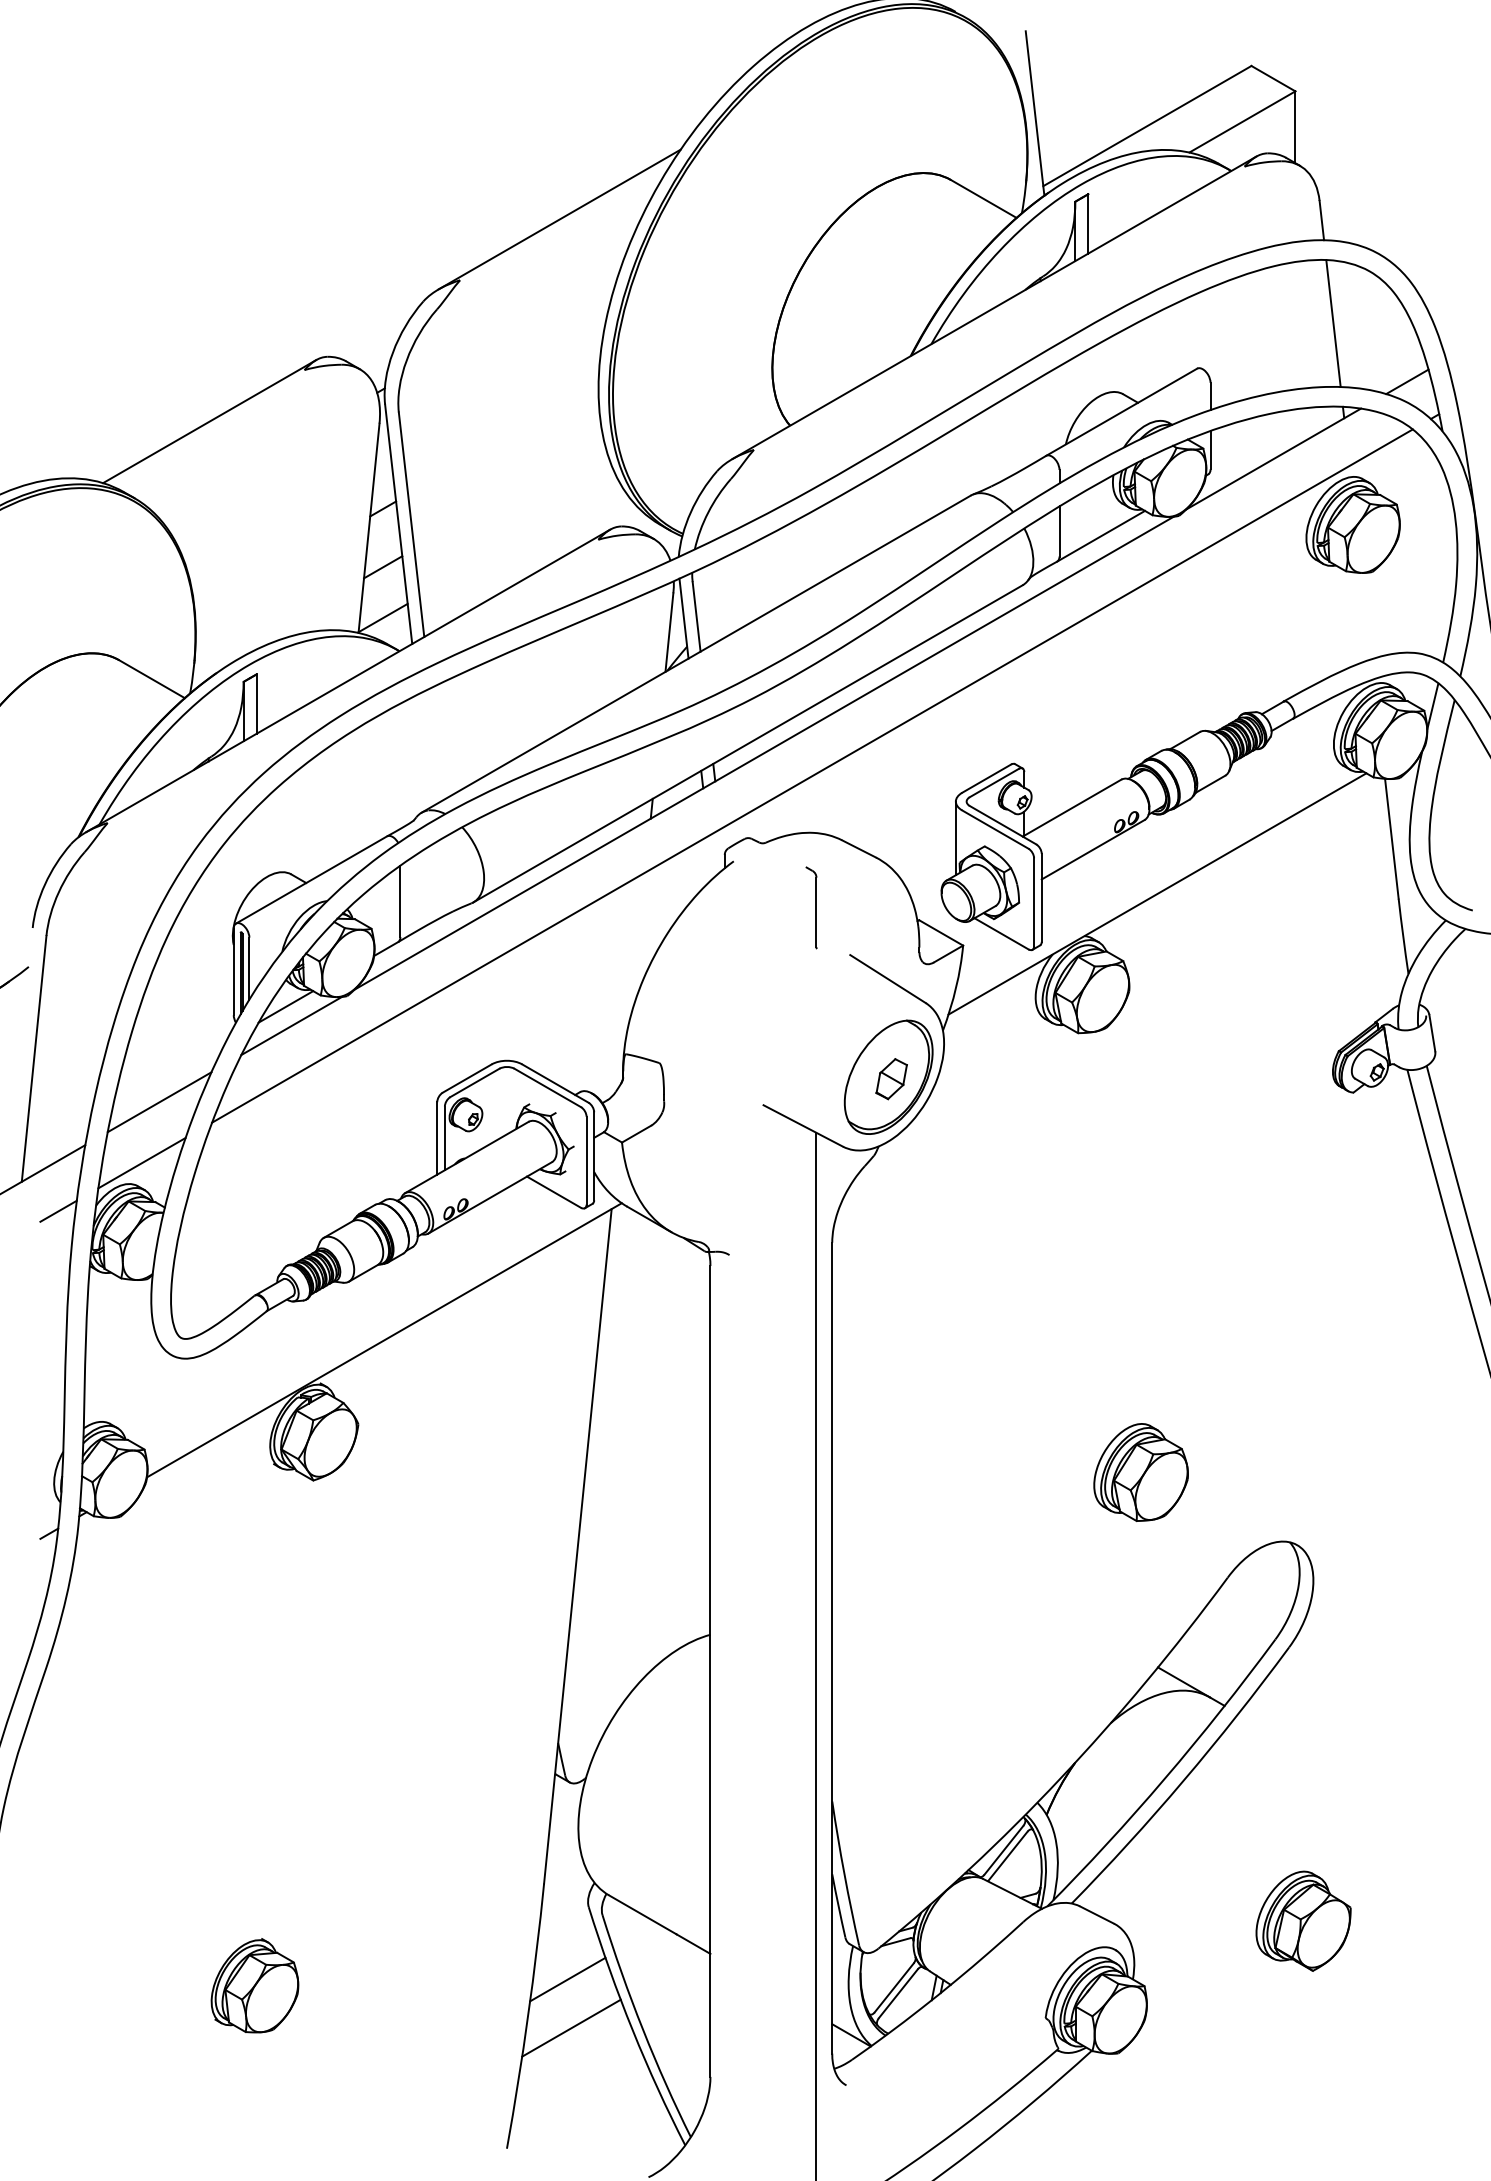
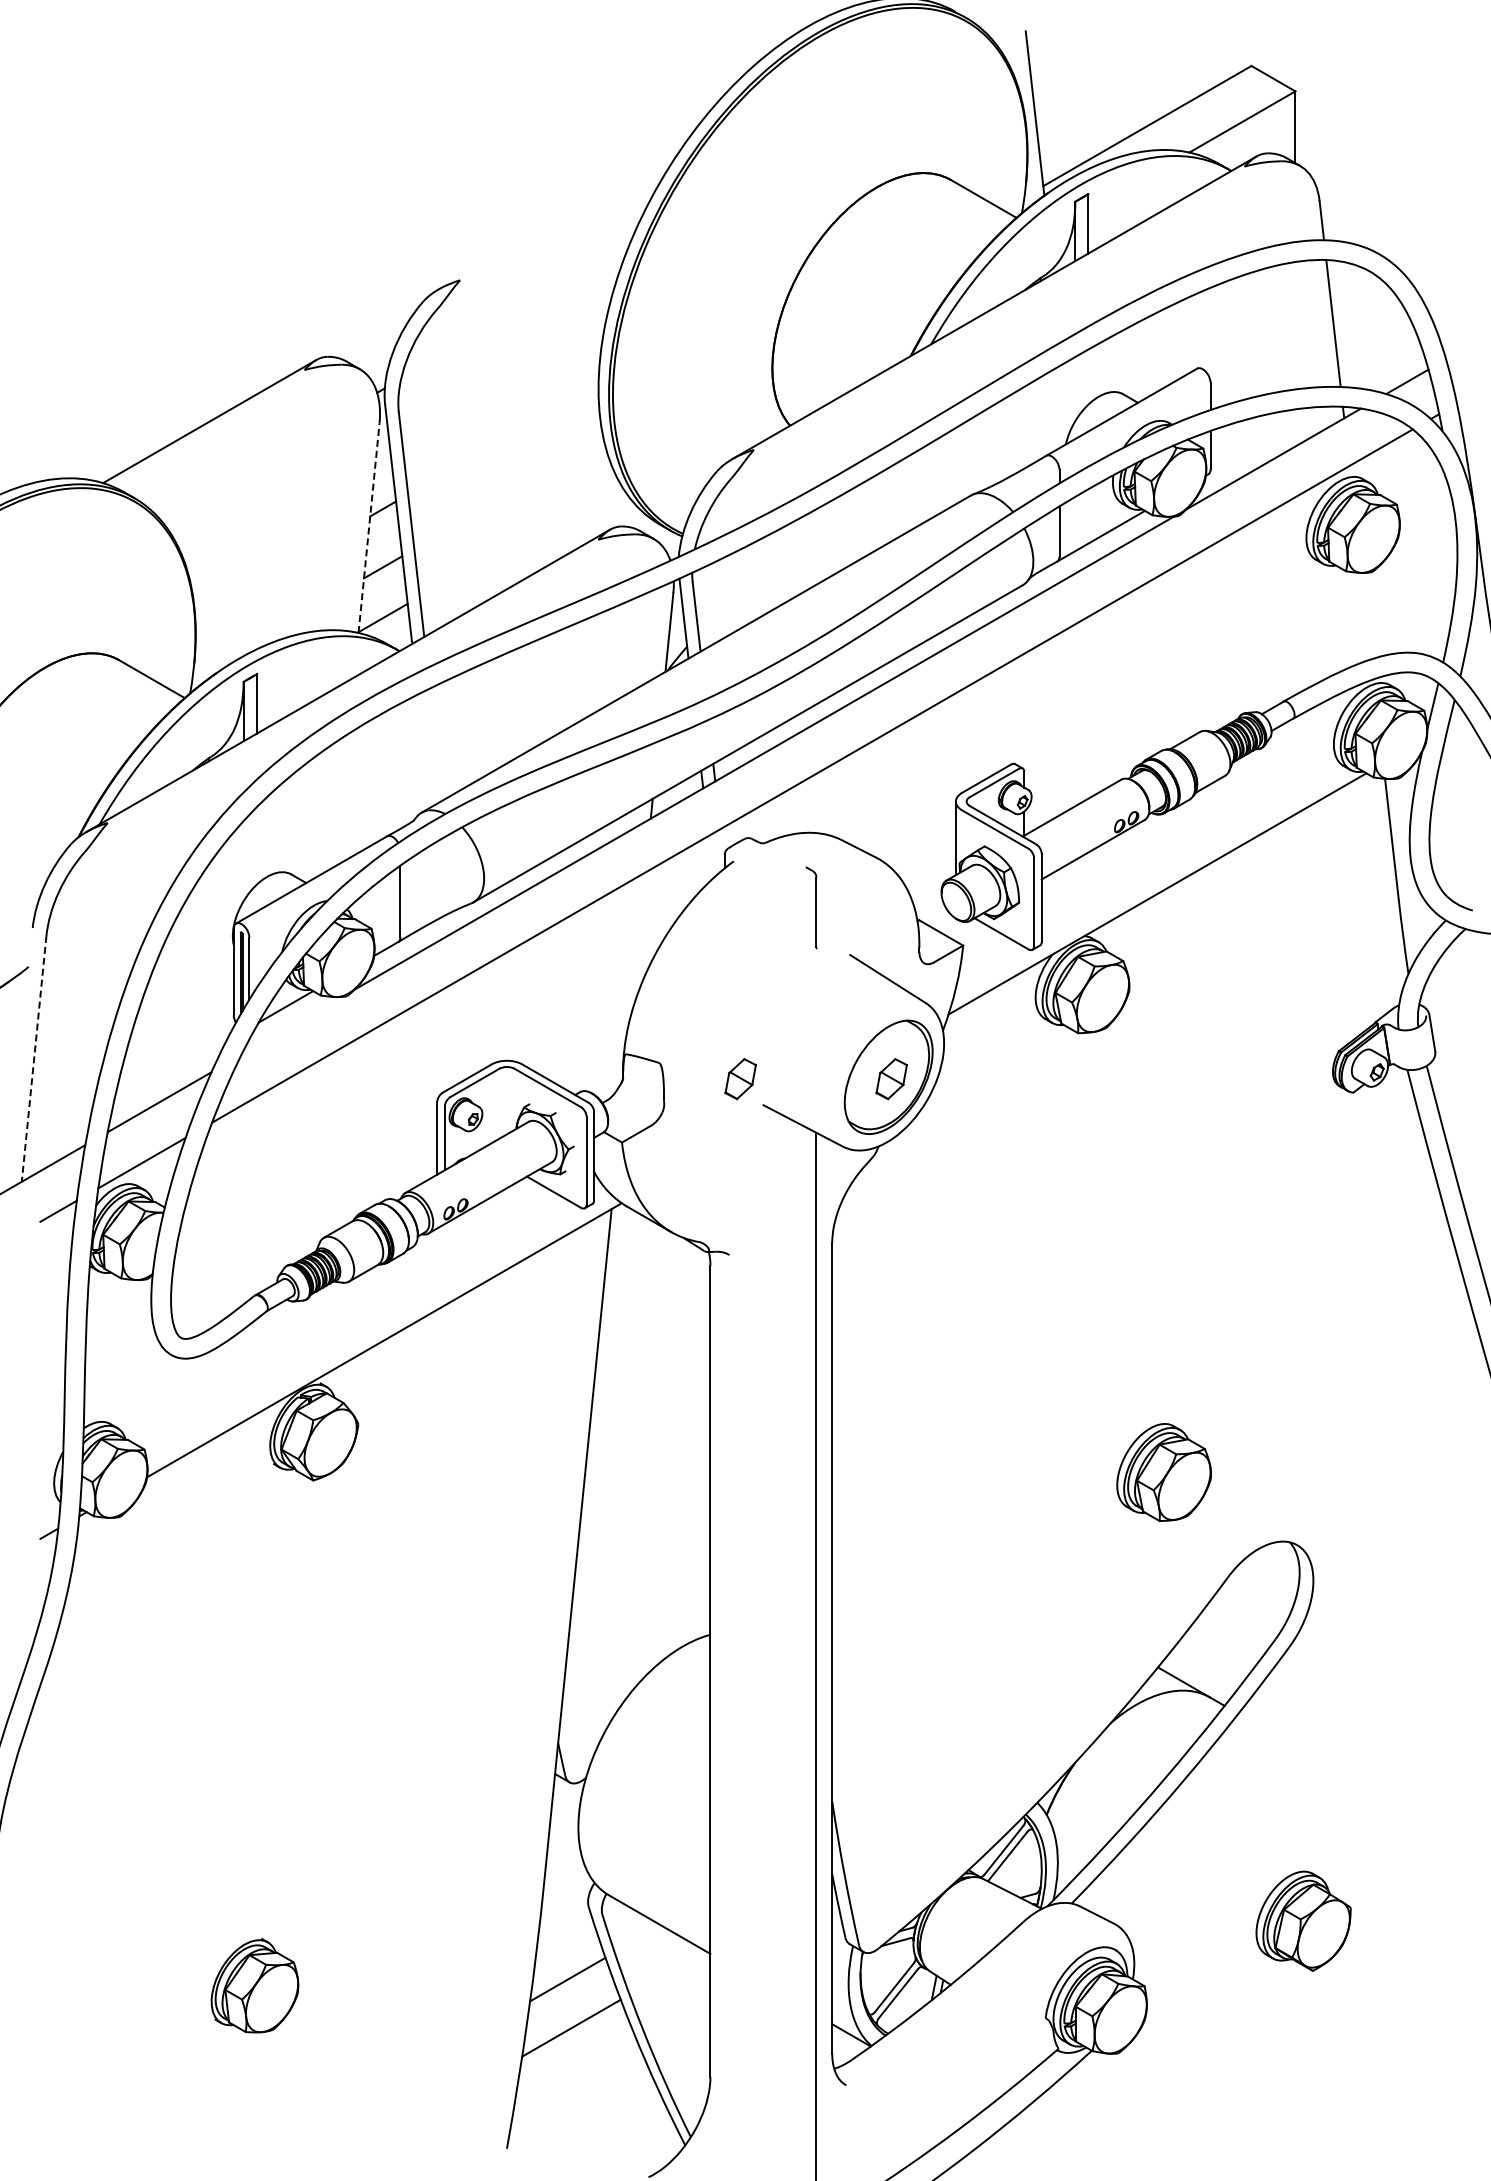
line: present -> none (559, 219)
line: solid -> dashed (369, 527)
line: present -> none (291, 1025)
line: solid -> dashed (34, 1058)
part: none -> present (740, 1079)
part position: (1140, 1472) -> (1163, 1472) (1163, 1472)
